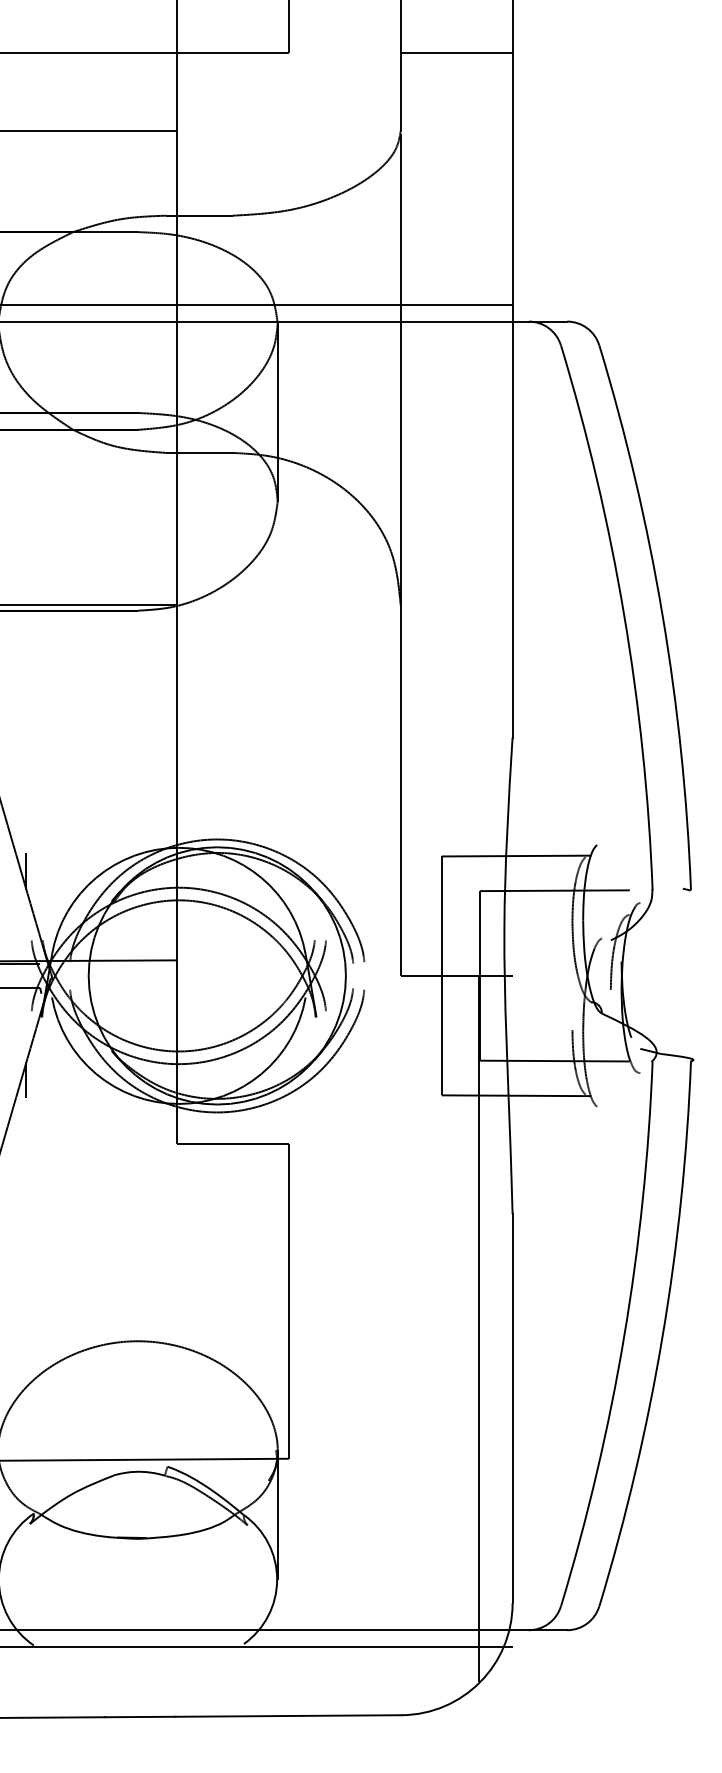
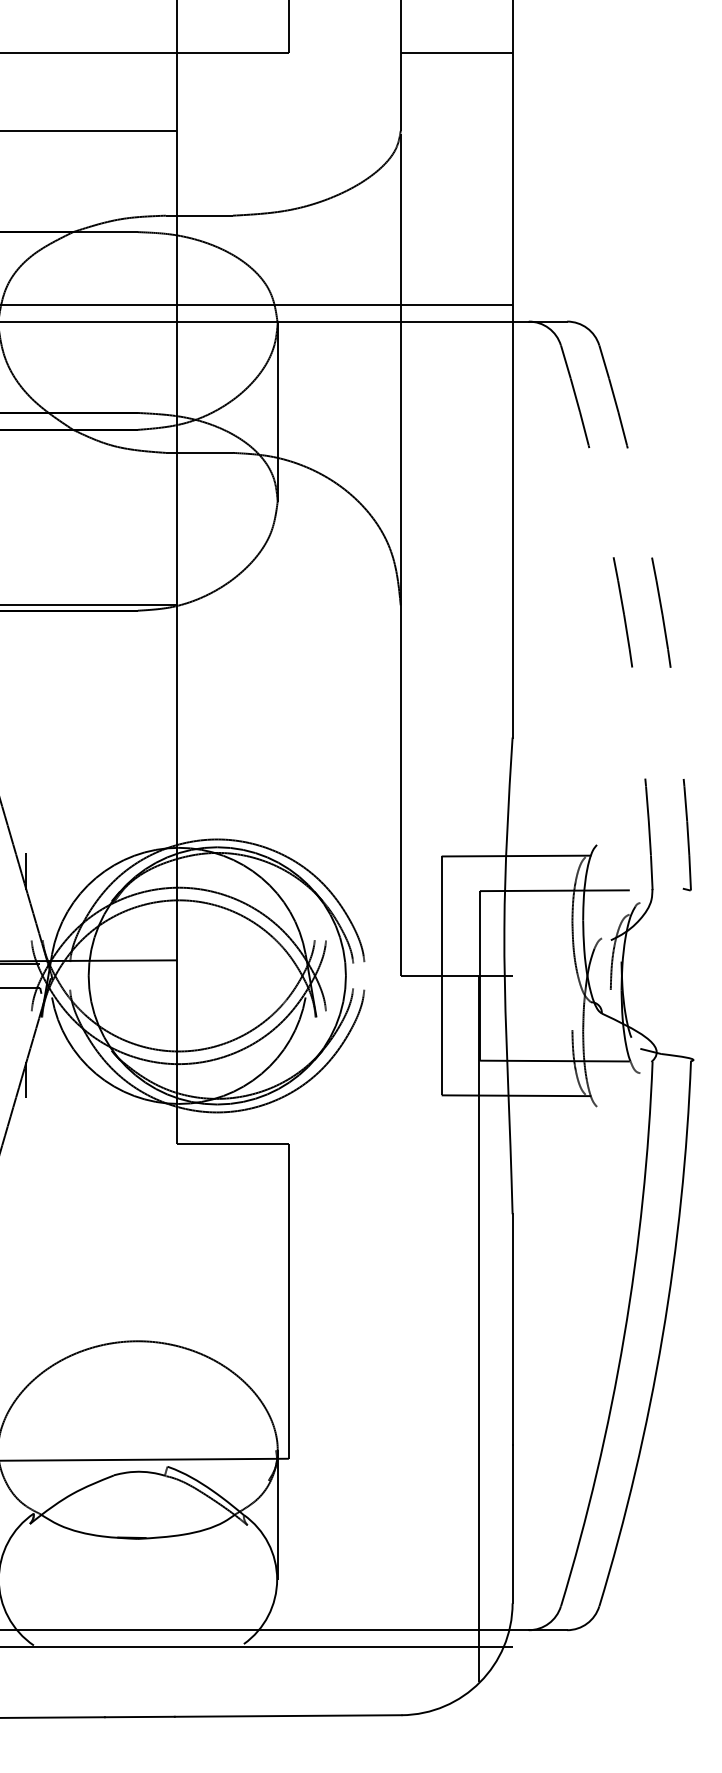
arc: solid -> dashed (624, 614)
arc: solid -> dashed (662, 615)
